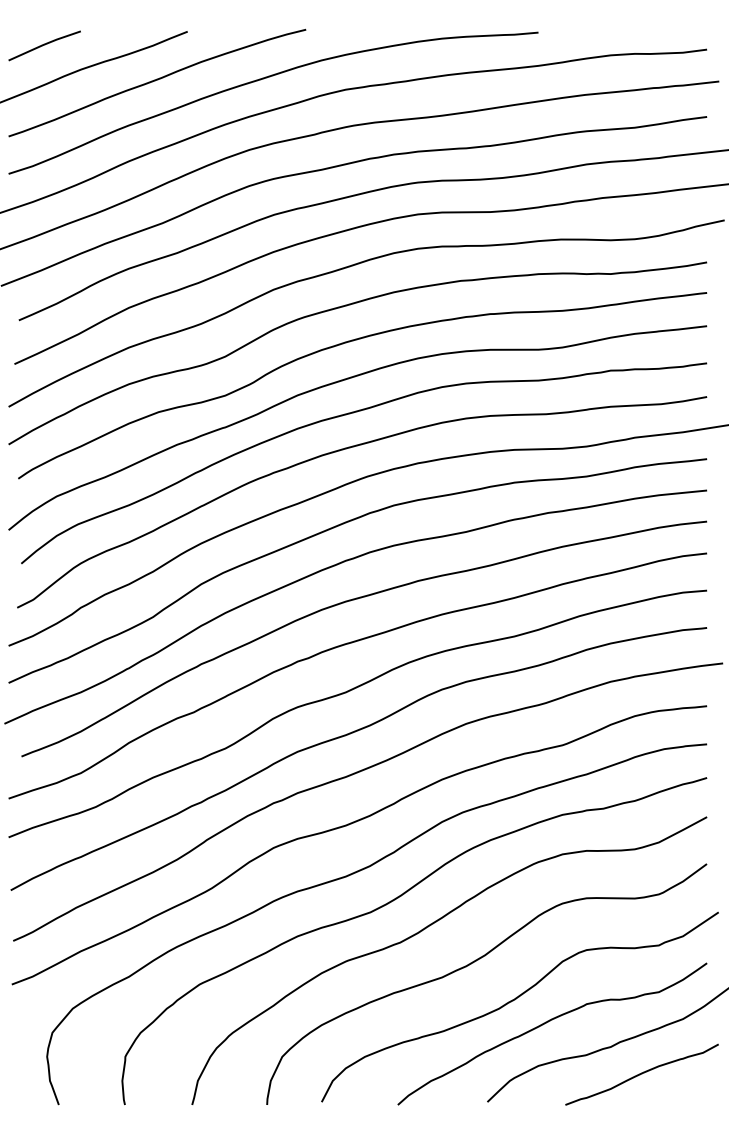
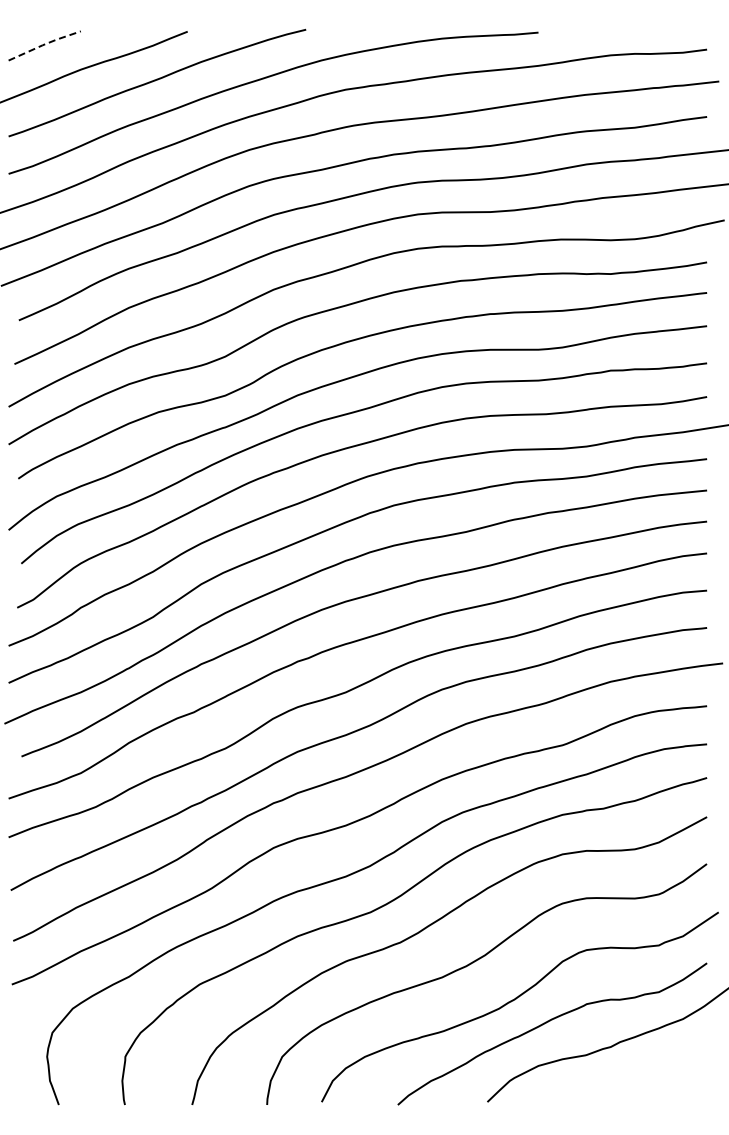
line: solid -> dashed (44, 44)
curve: present -> none (641, 1074)
